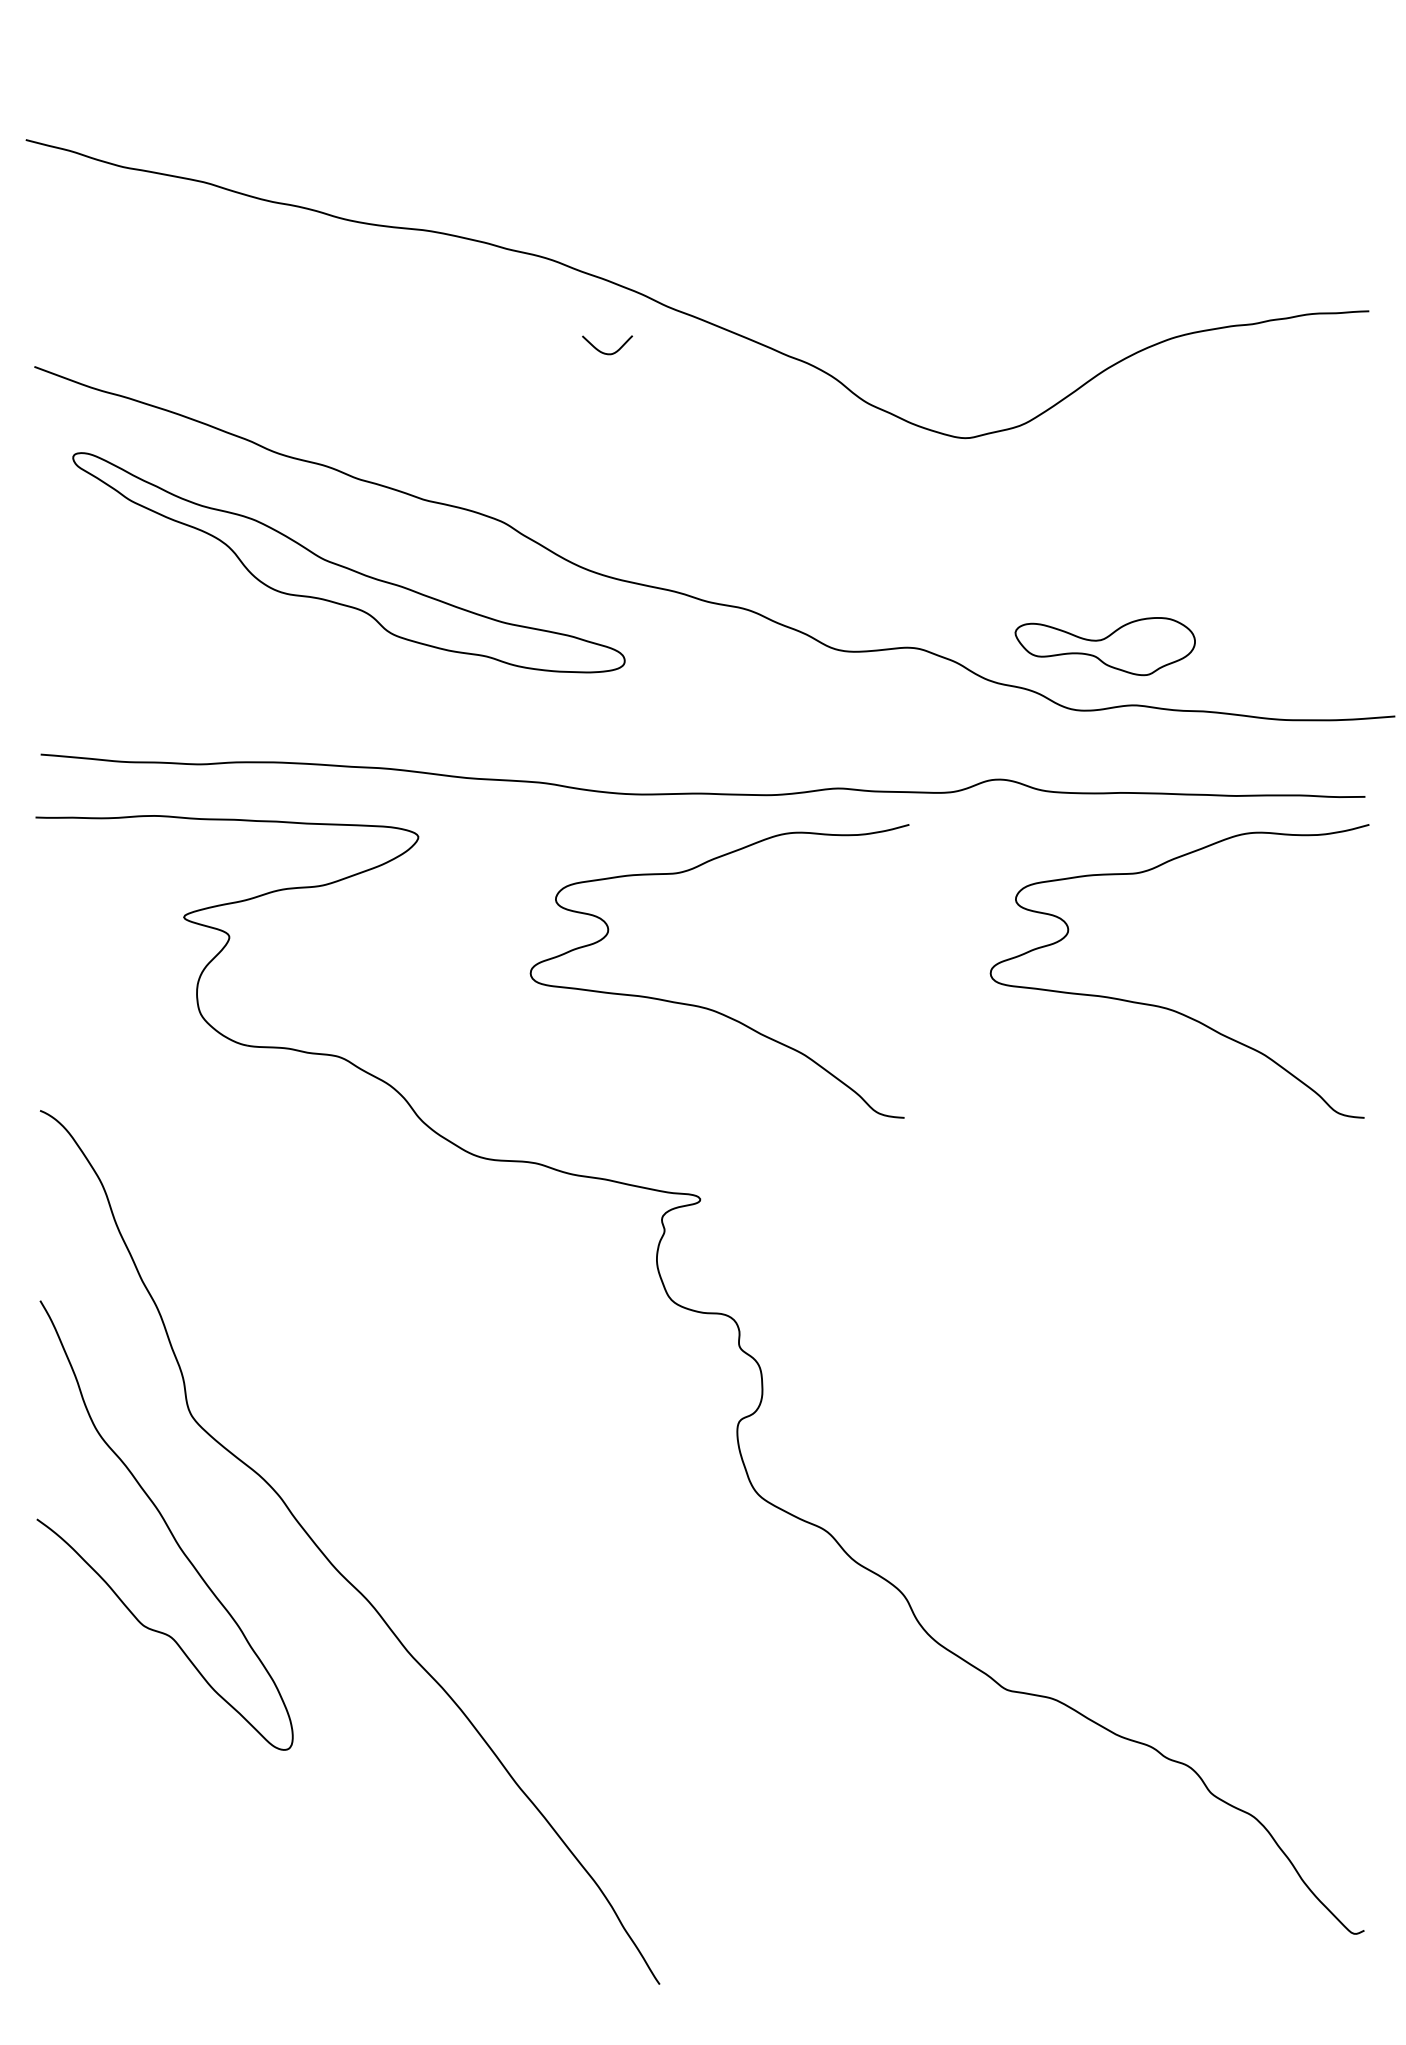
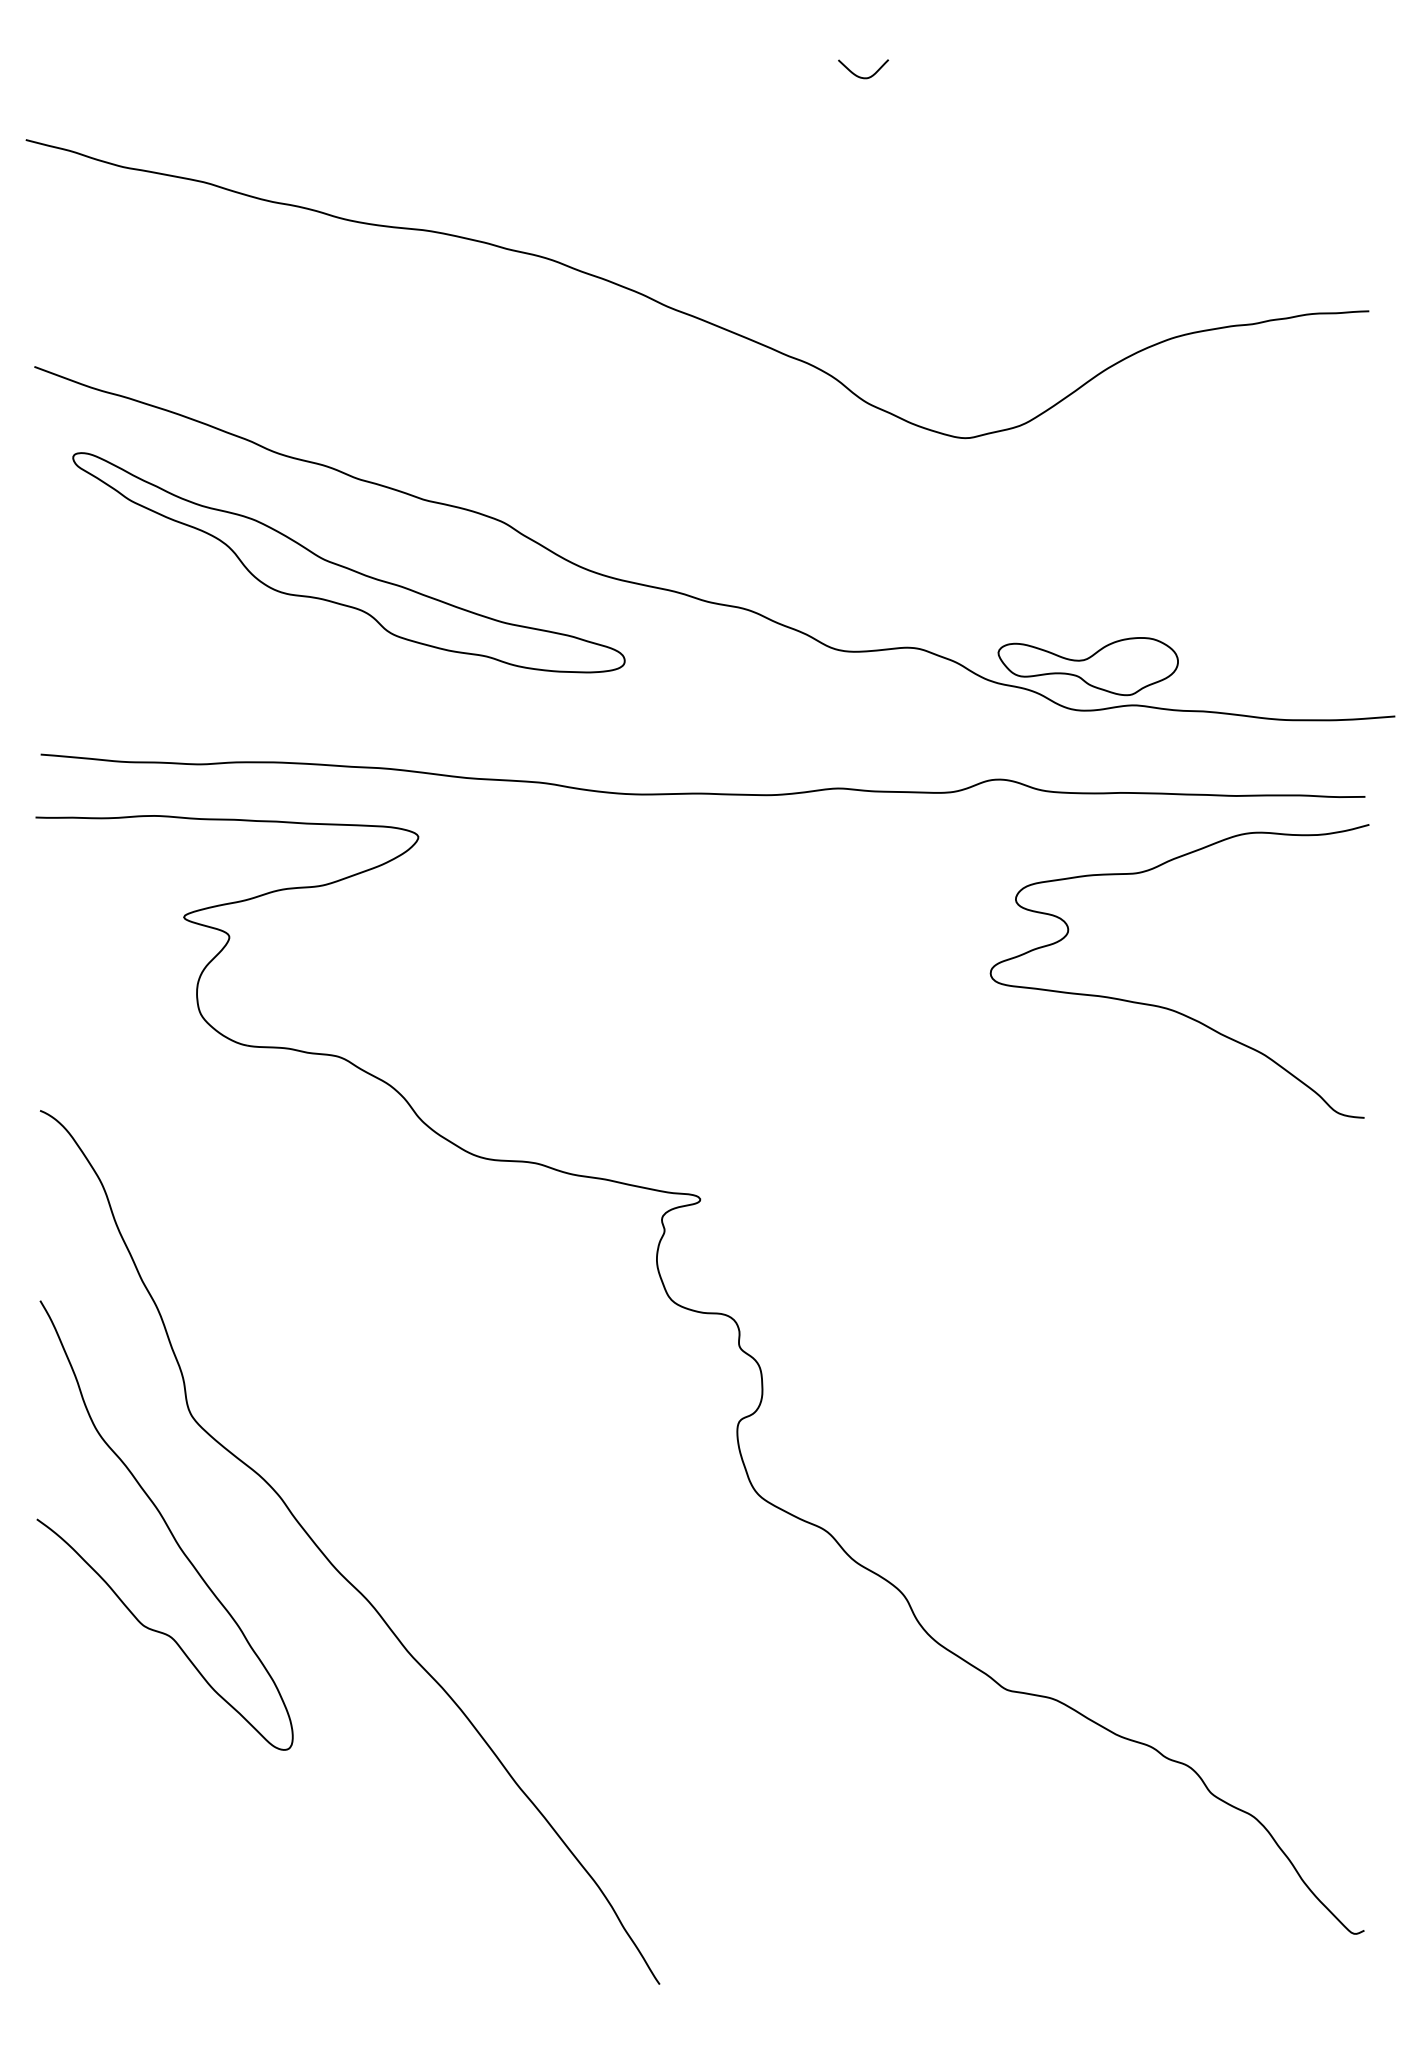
curve position: (605, 352) -> (861, 76) (861, 76)
part position: (1104, 646) -> (1087, 666) (1087, 666)
curve: present -> none (707, 1007)
